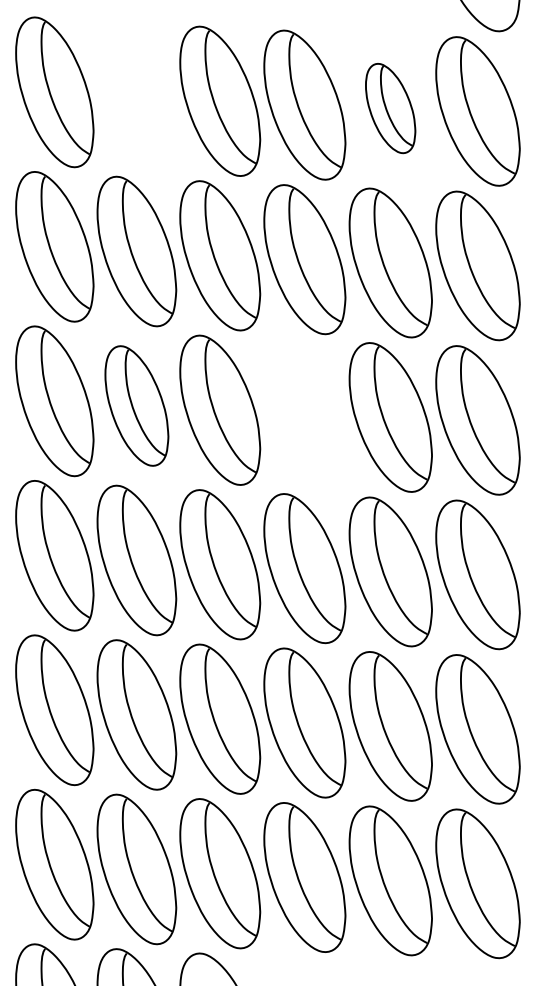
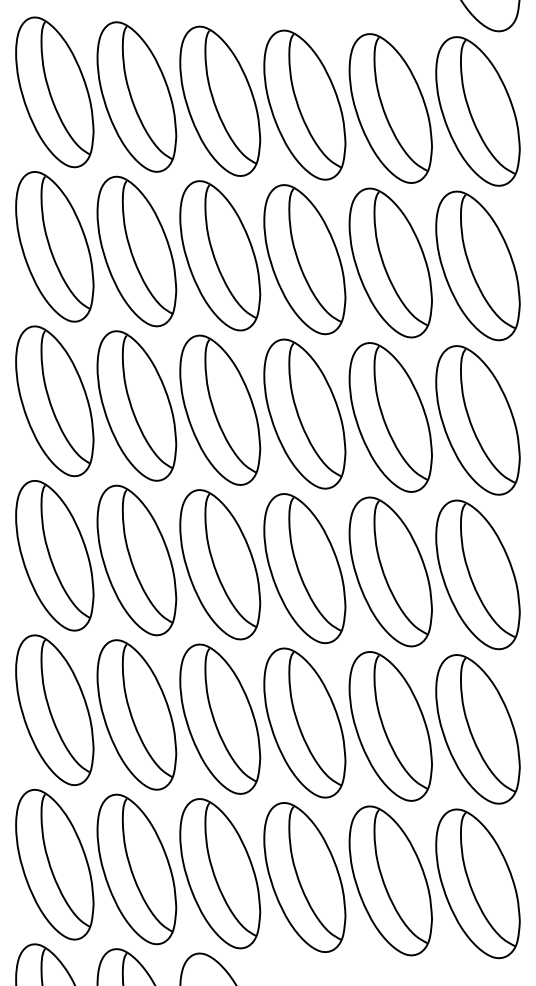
part: none -> present (136, 96)
part size: 52x92 px -> 85x151 px (390, 108)
part size: 66x122 px -> 82x152 px (136, 405)
part: none -> present (304, 413)
